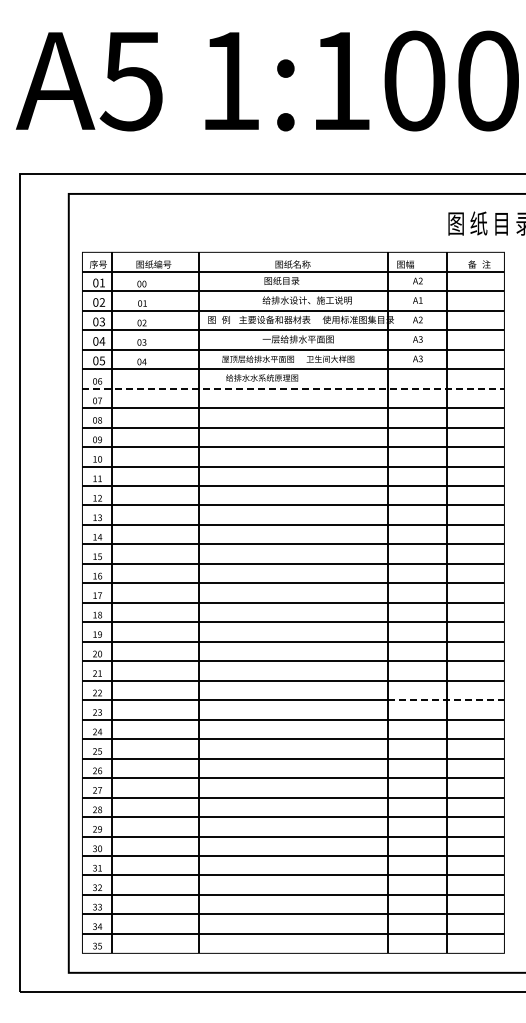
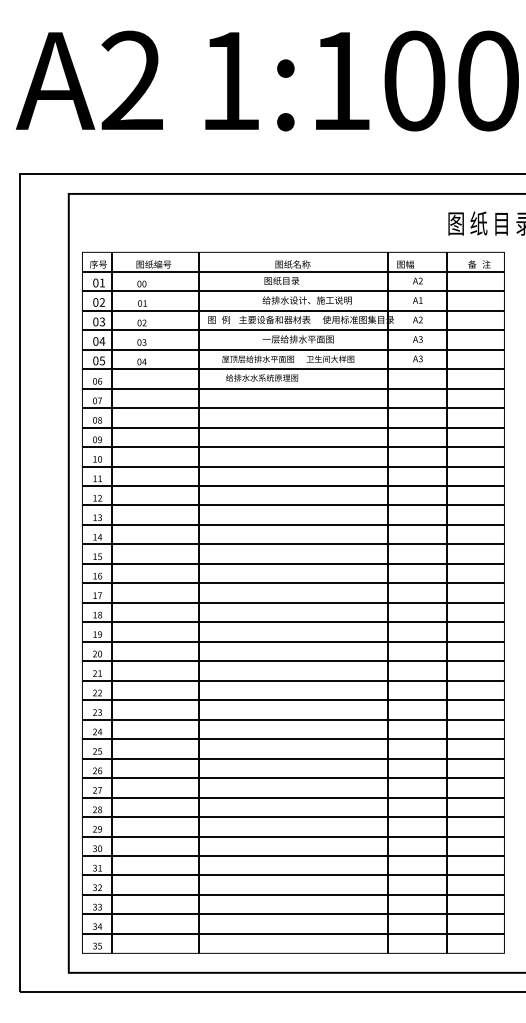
text: A5 -> A2 (130, 80)
line: dashed -> solid (293, 388)
line: dashed -> solid (446, 700)
